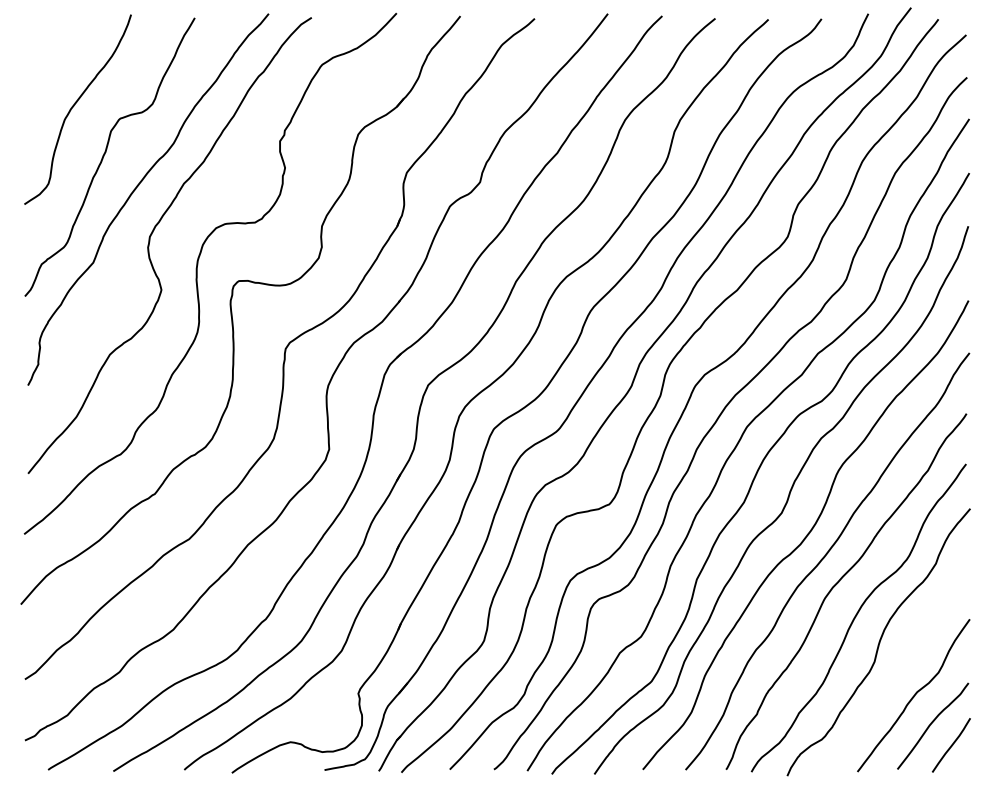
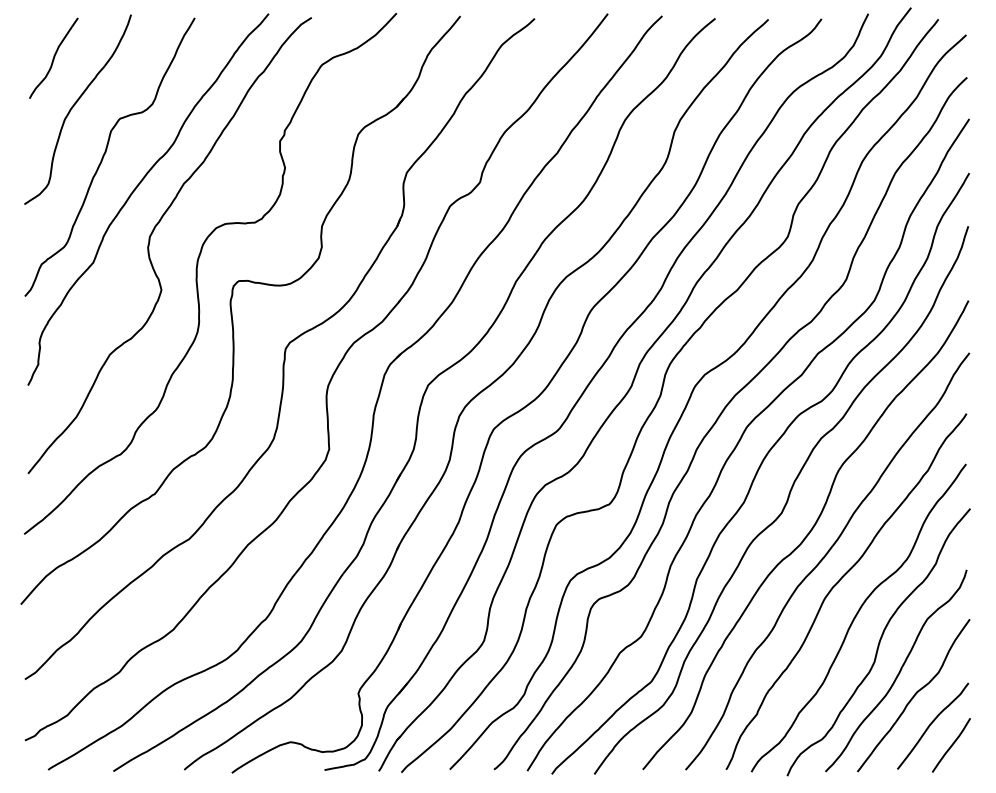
curve: none -> present (53, 57)
curve: none -> present (898, 672)
